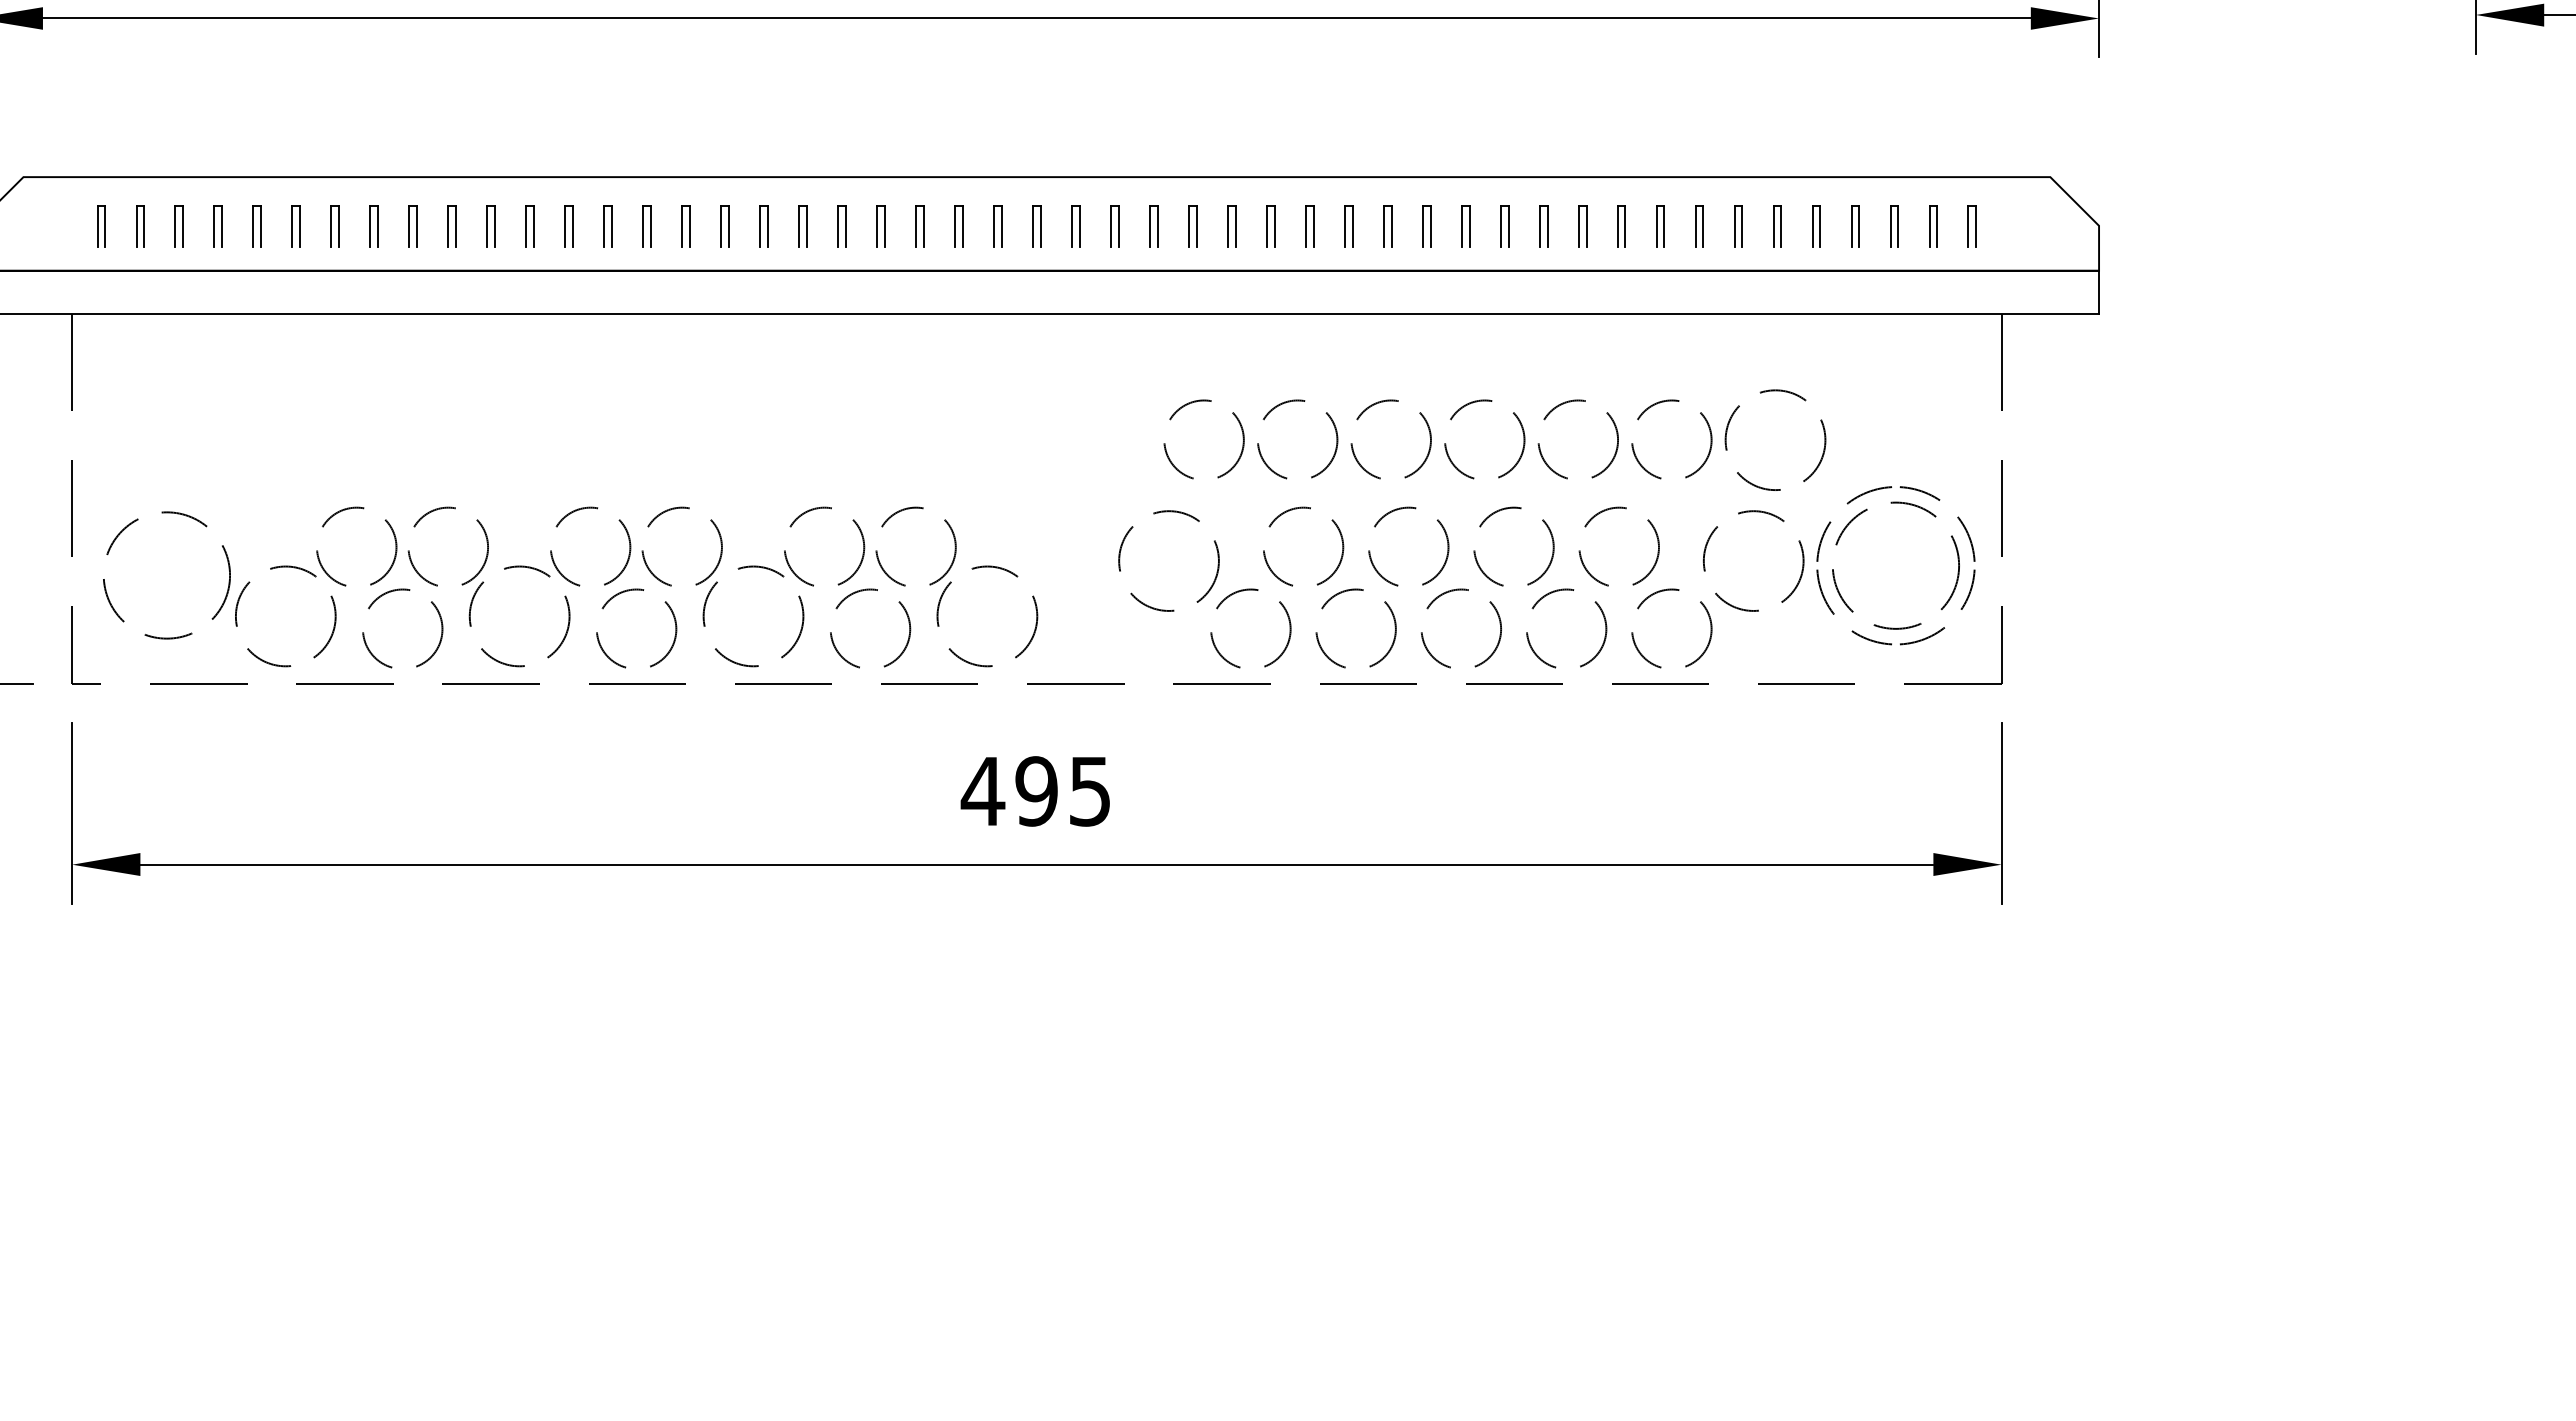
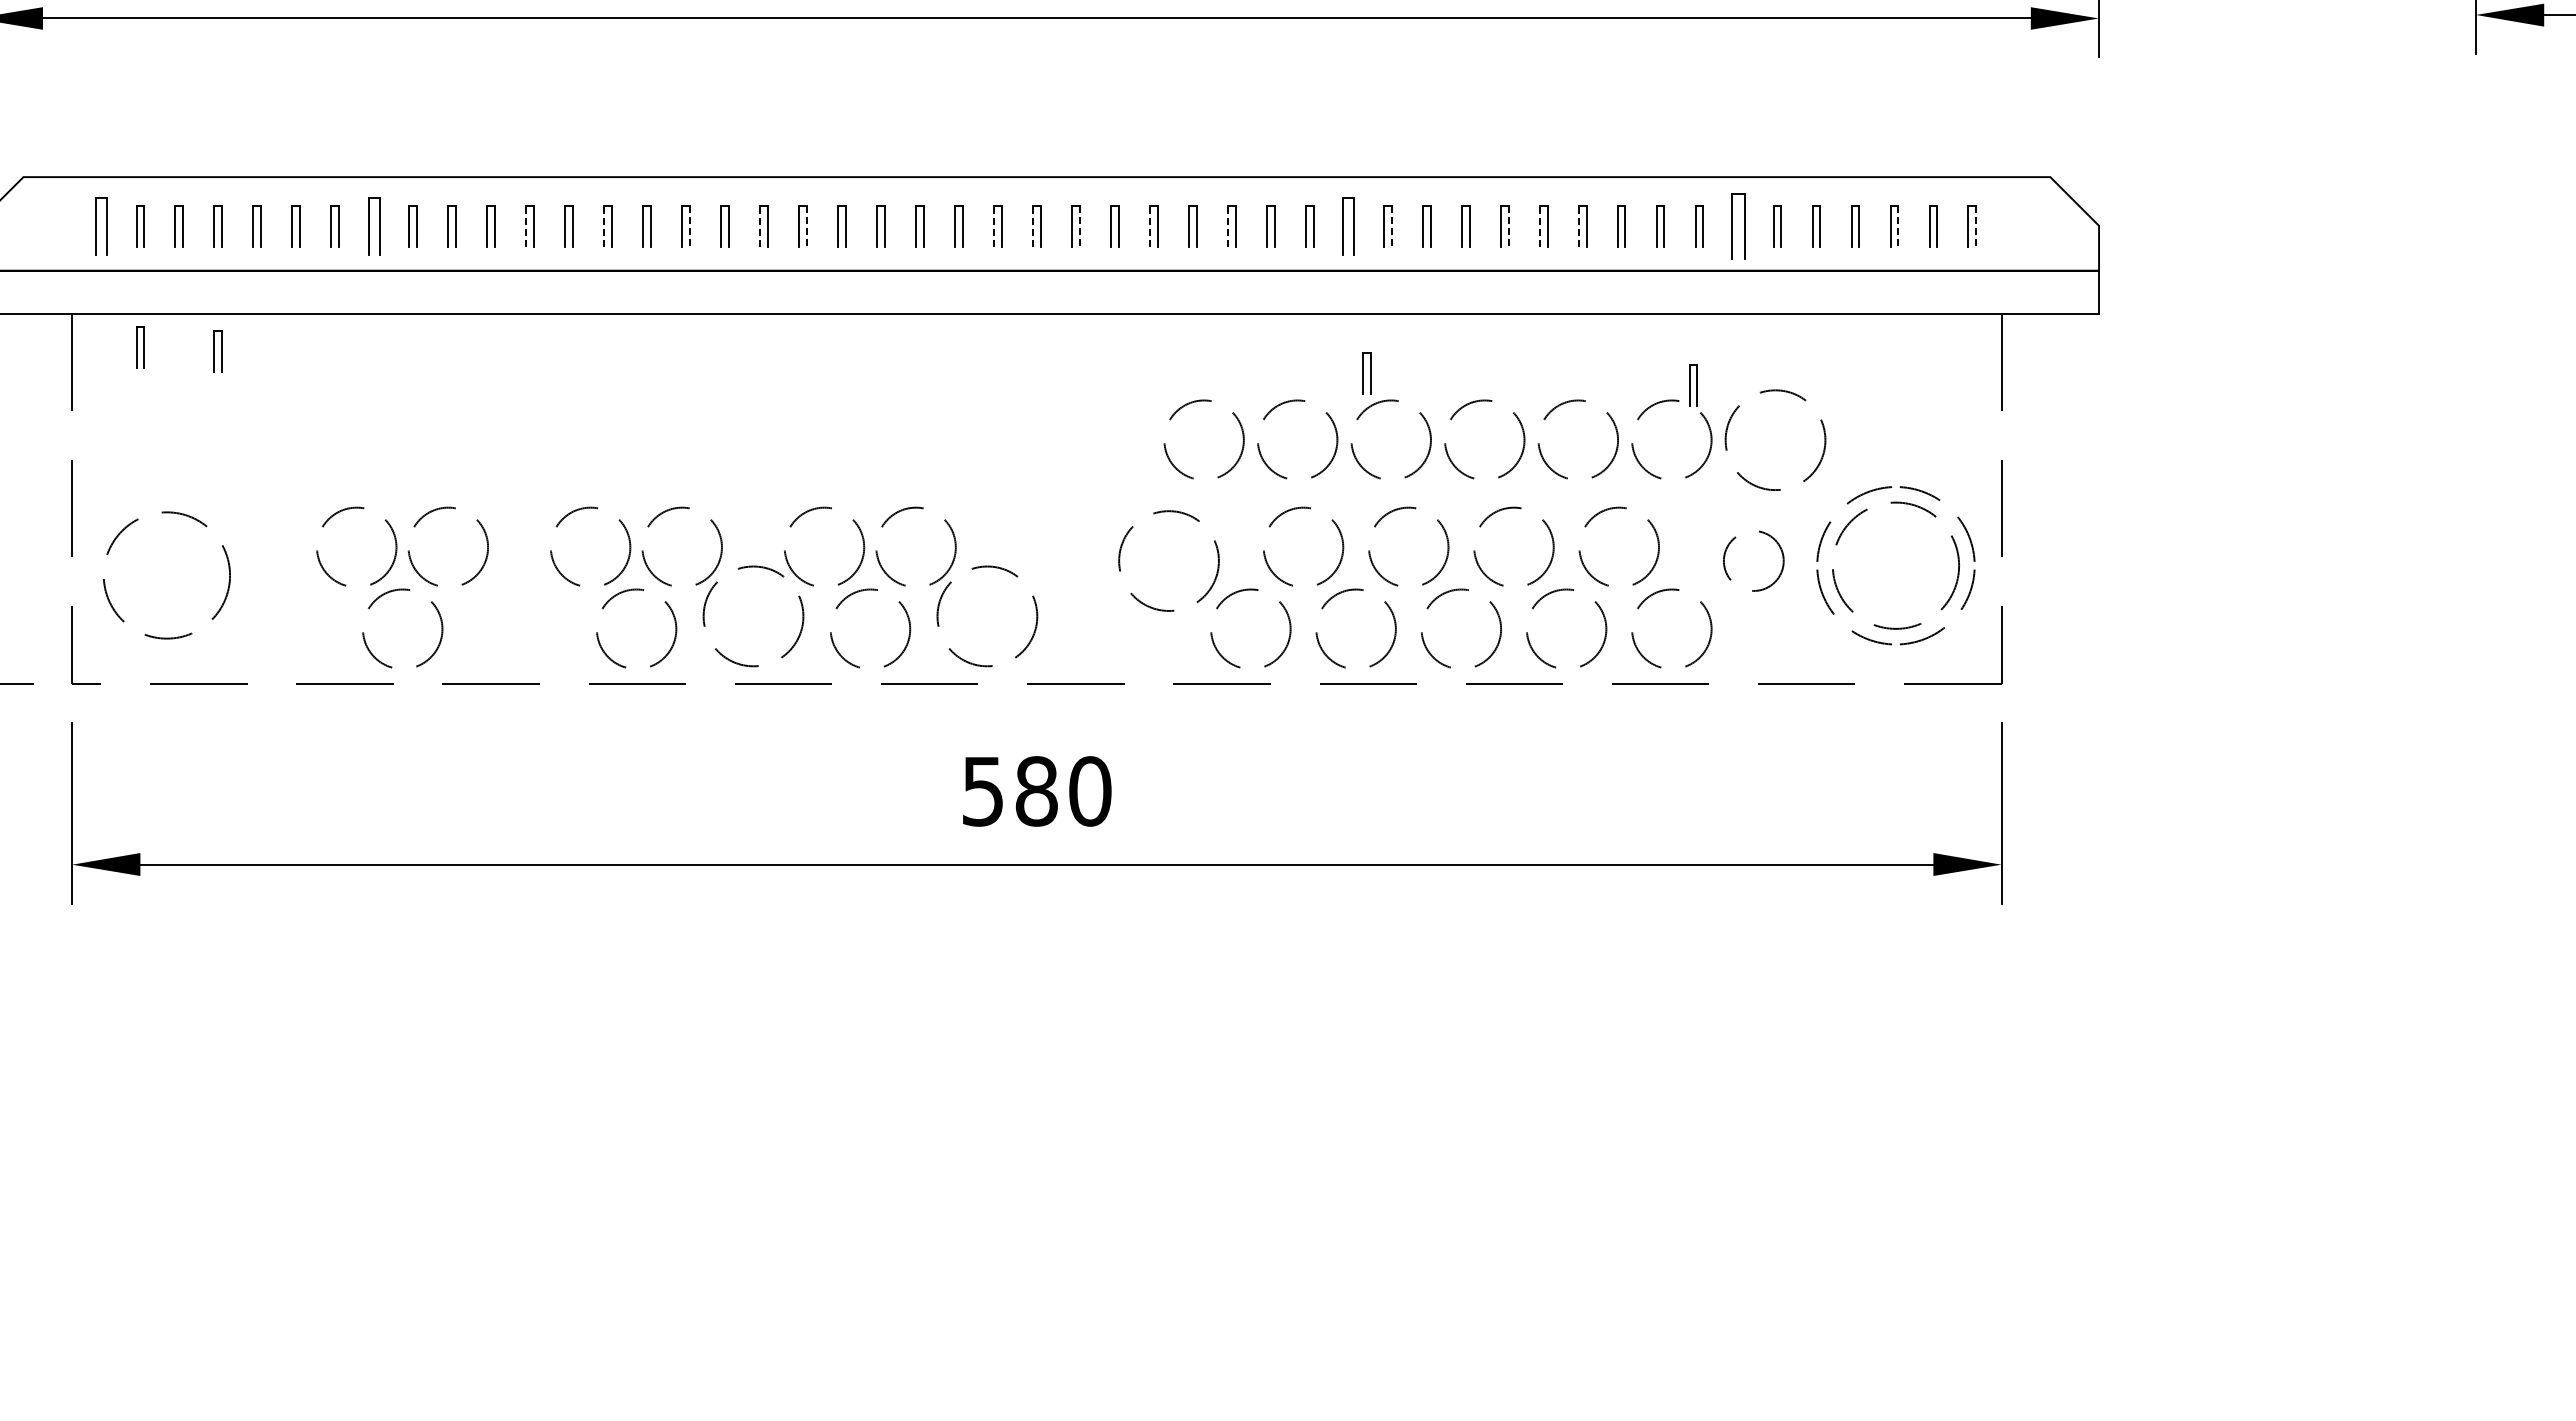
line: solid -> dashed (526, 225)
line: solid -> dashed (604, 225)
line: solid -> dashed (760, 225)
line: solid -> dashed (994, 225)
line: solid -> dashed (1033, 225)
line: solid -> dashed (1149, 225)
line: solid -> dashed (1227, 225)
line: solid -> dashed (1539, 225)
line: solid -> dashed (1578, 225)
part size: 9x43 px -> 13x59 px (101, 226)
part size: 10x43 px -> 13x59 px (374, 226)
line: solid -> dashed (690, 226)
line: solid -> dashed (806, 226)
line: solid -> dashed (1079, 226)
part size: 10x43 px -> 13x59 px (1348, 226)
line: solid -> dashed (1391, 226)
line: solid -> dashed (1508, 226)
part size: 9x43 px -> 15x67 px (1738, 226)
line: solid -> dashed (1898, 226)
line: solid -> dashed (1976, 226)
part: none -> present (140, 347)
part: none -> present (217, 351)
part: none -> present (1366, 373)
part: none -> present (1693, 385)
circle size: 102x102 px -> 62x62 px (1753, 560)
circle: present -> none (285, 616)
circle: present -> none (519, 616)
text: 495 -> 580 (1035, 791)
